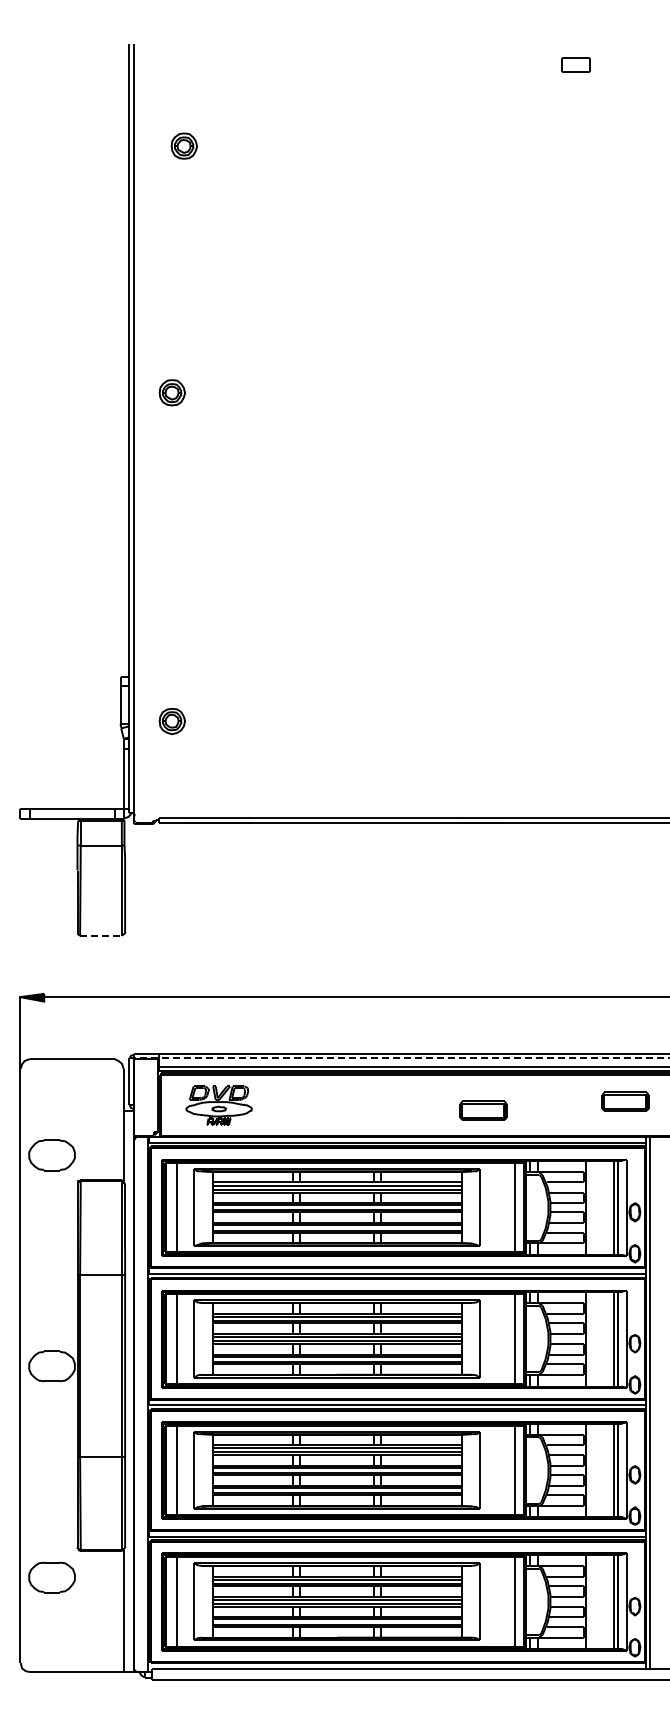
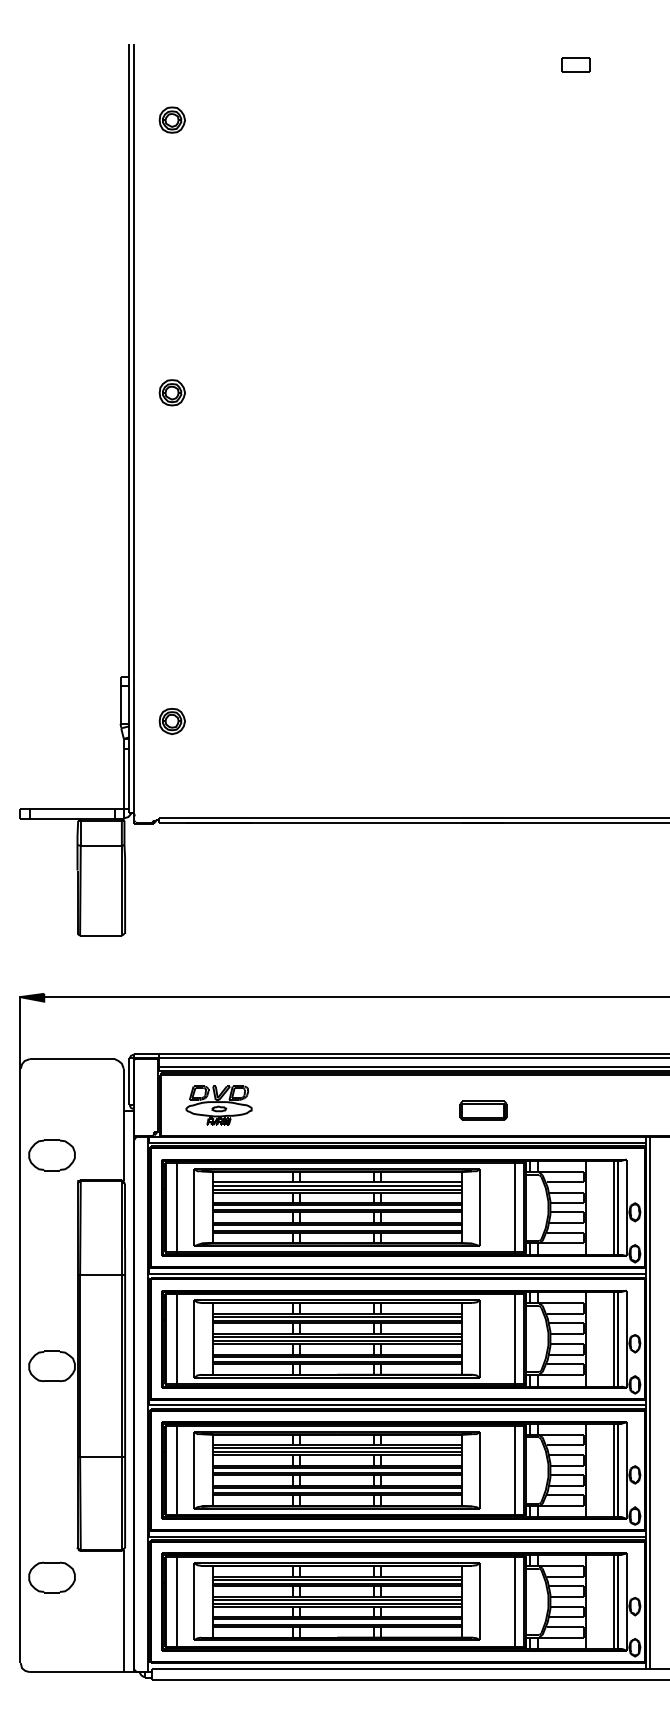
part position: (183, 145) -> (171, 119) (171, 119)
line: dashed -> solid (100, 935)
line: dashed -> solid (399, 1058)
part: present -> none (625, 1101)
